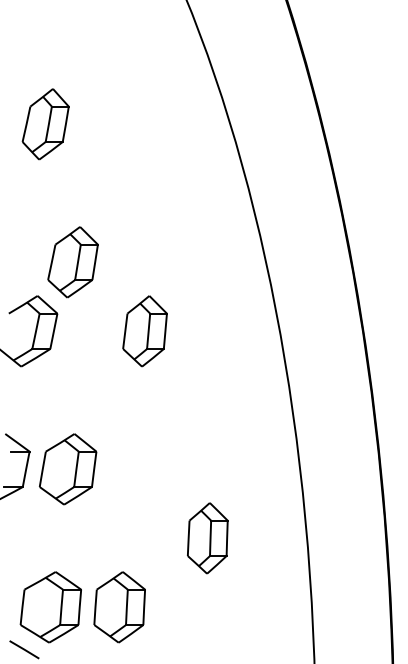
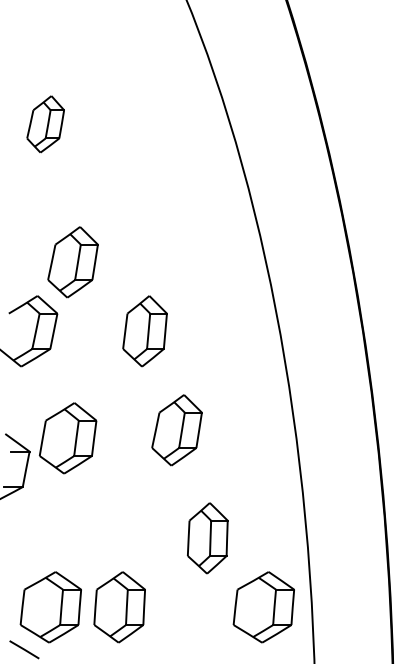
part size: 49x73 px -> 39x59 px (45, 124)
part: none -> present (176, 430)
part position: (67, 469) -> (67, 438) (67, 438)
part: none -> present (263, 607)
